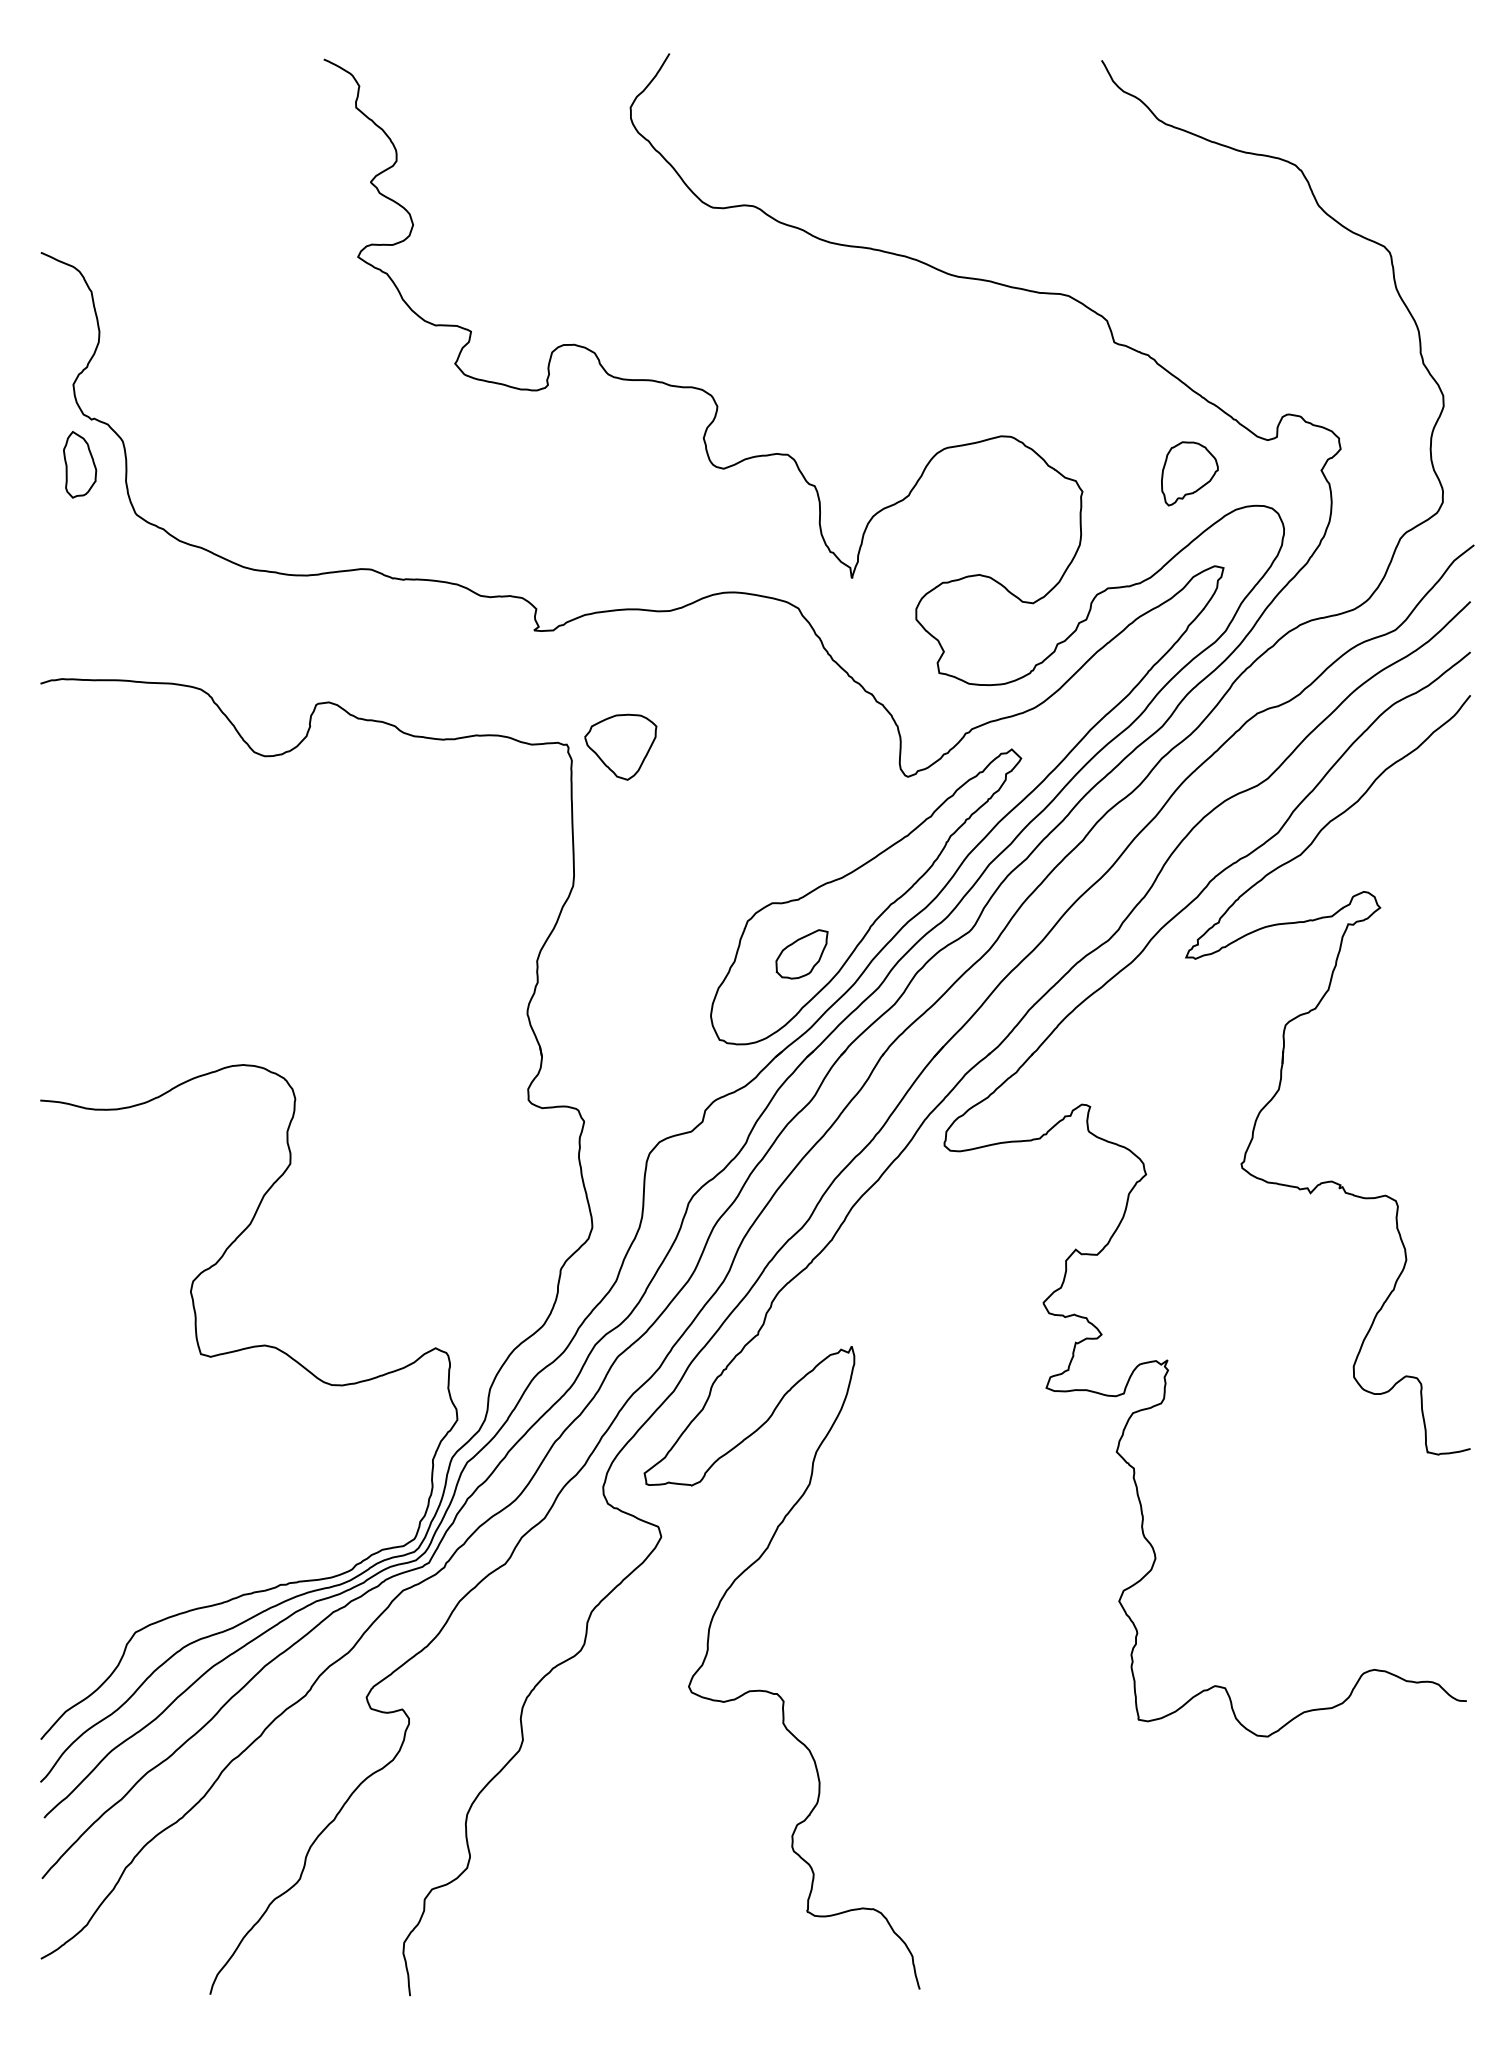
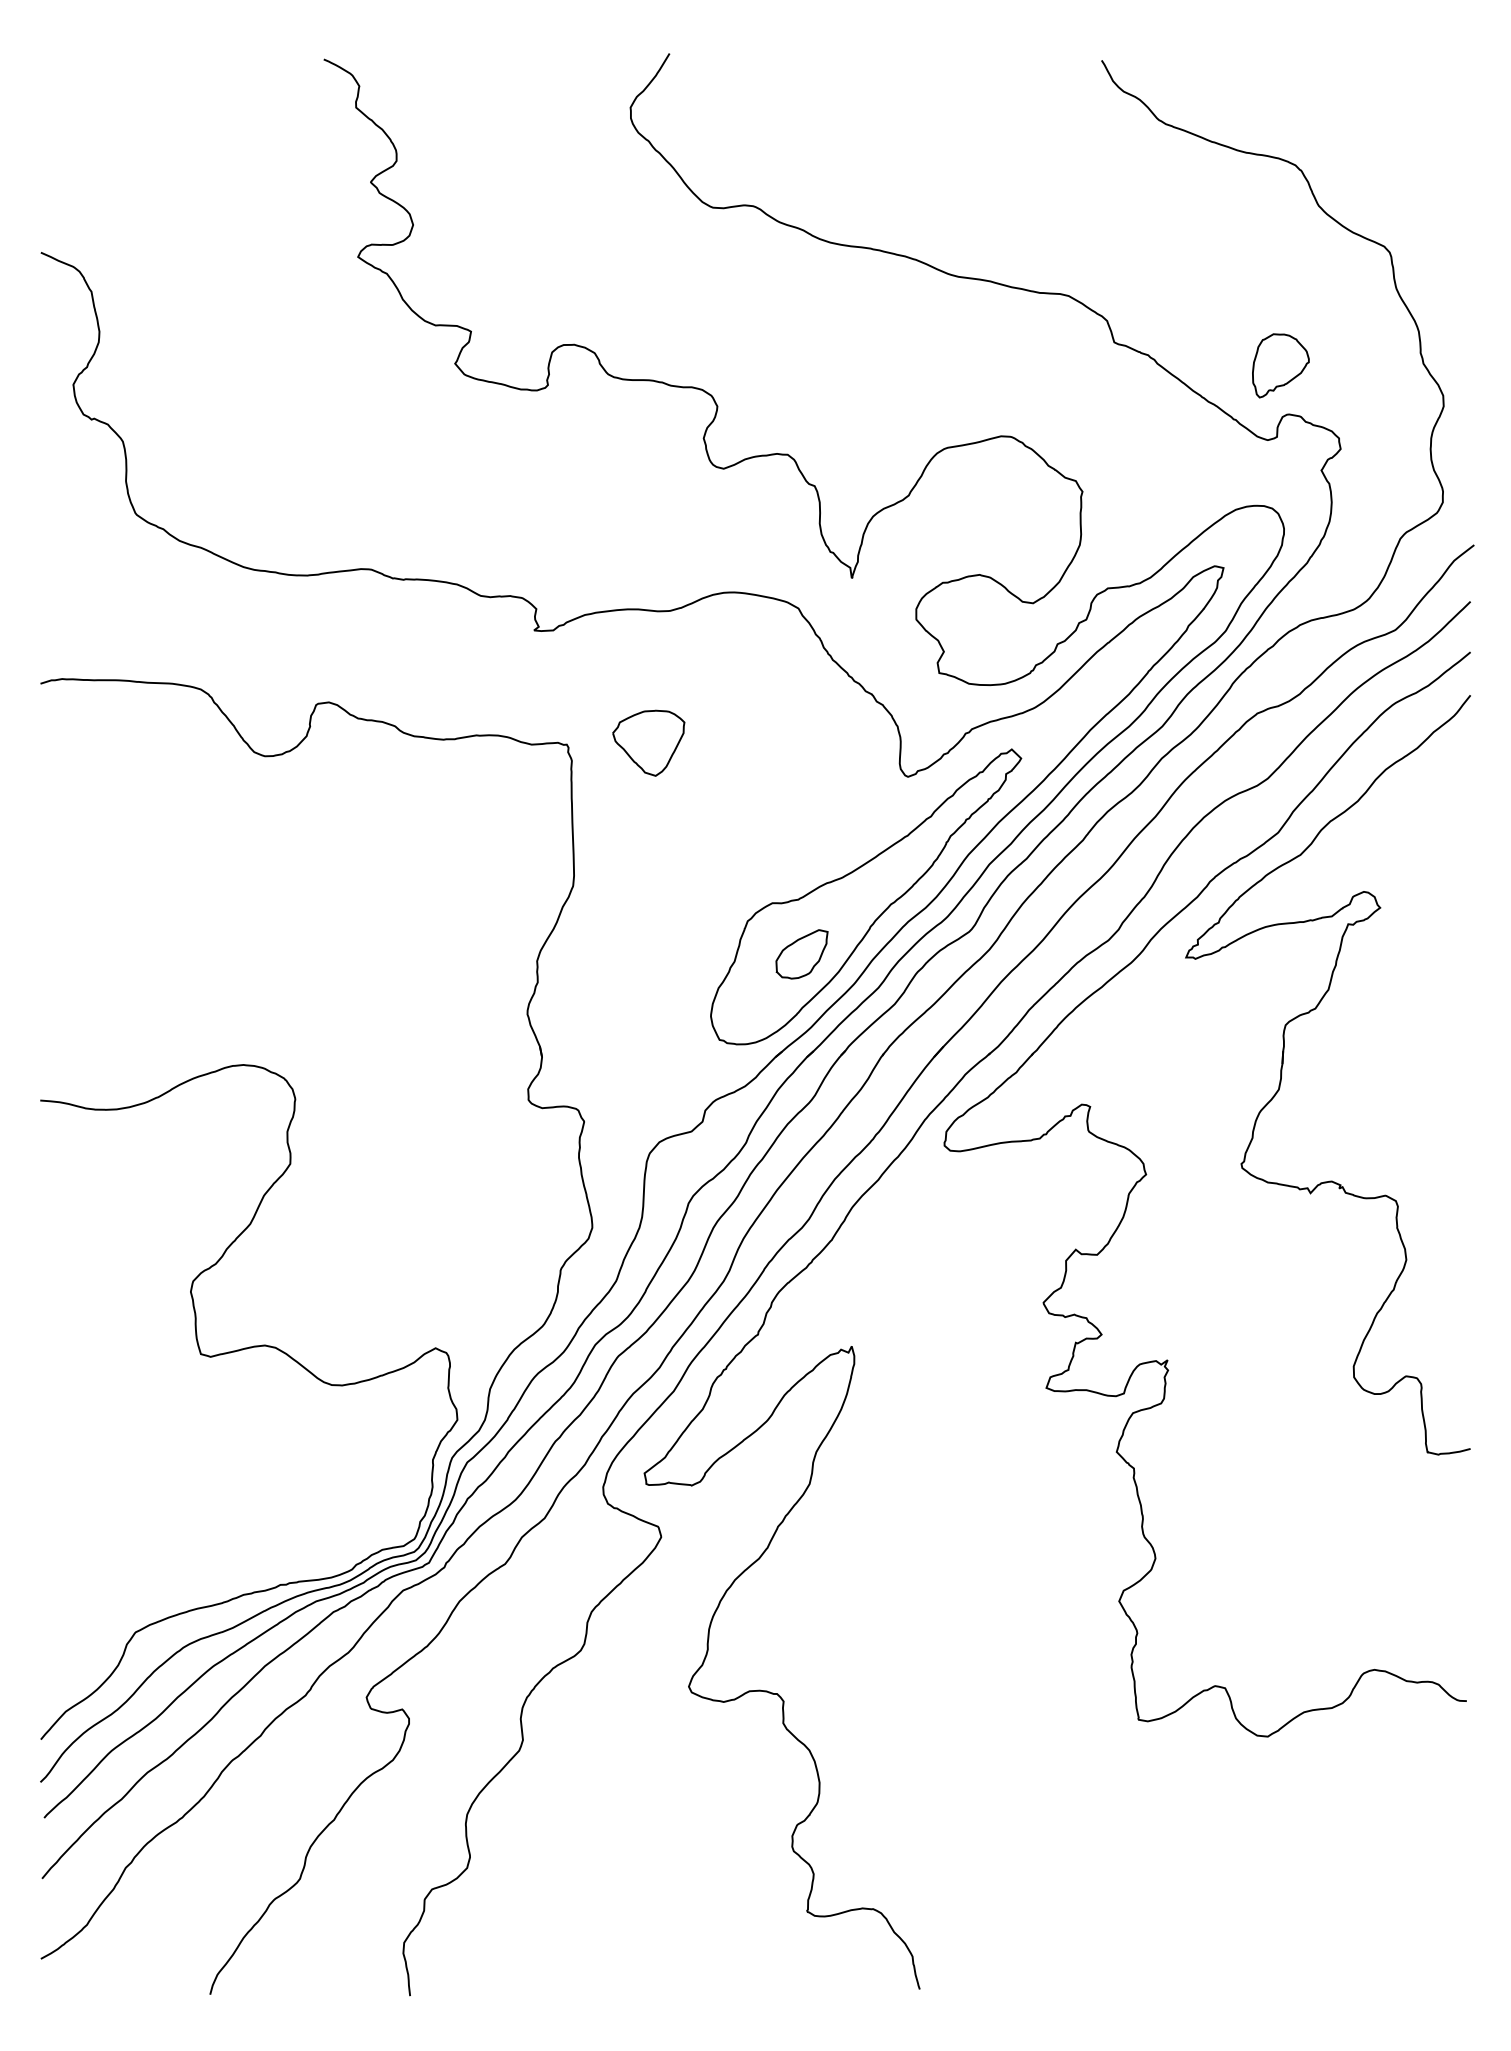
part: present -> none (80, 464)
part position: (1189, 473) -> (1280, 365) (1280, 365)
part position: (620, 746) -> (648, 742) (648, 742)
